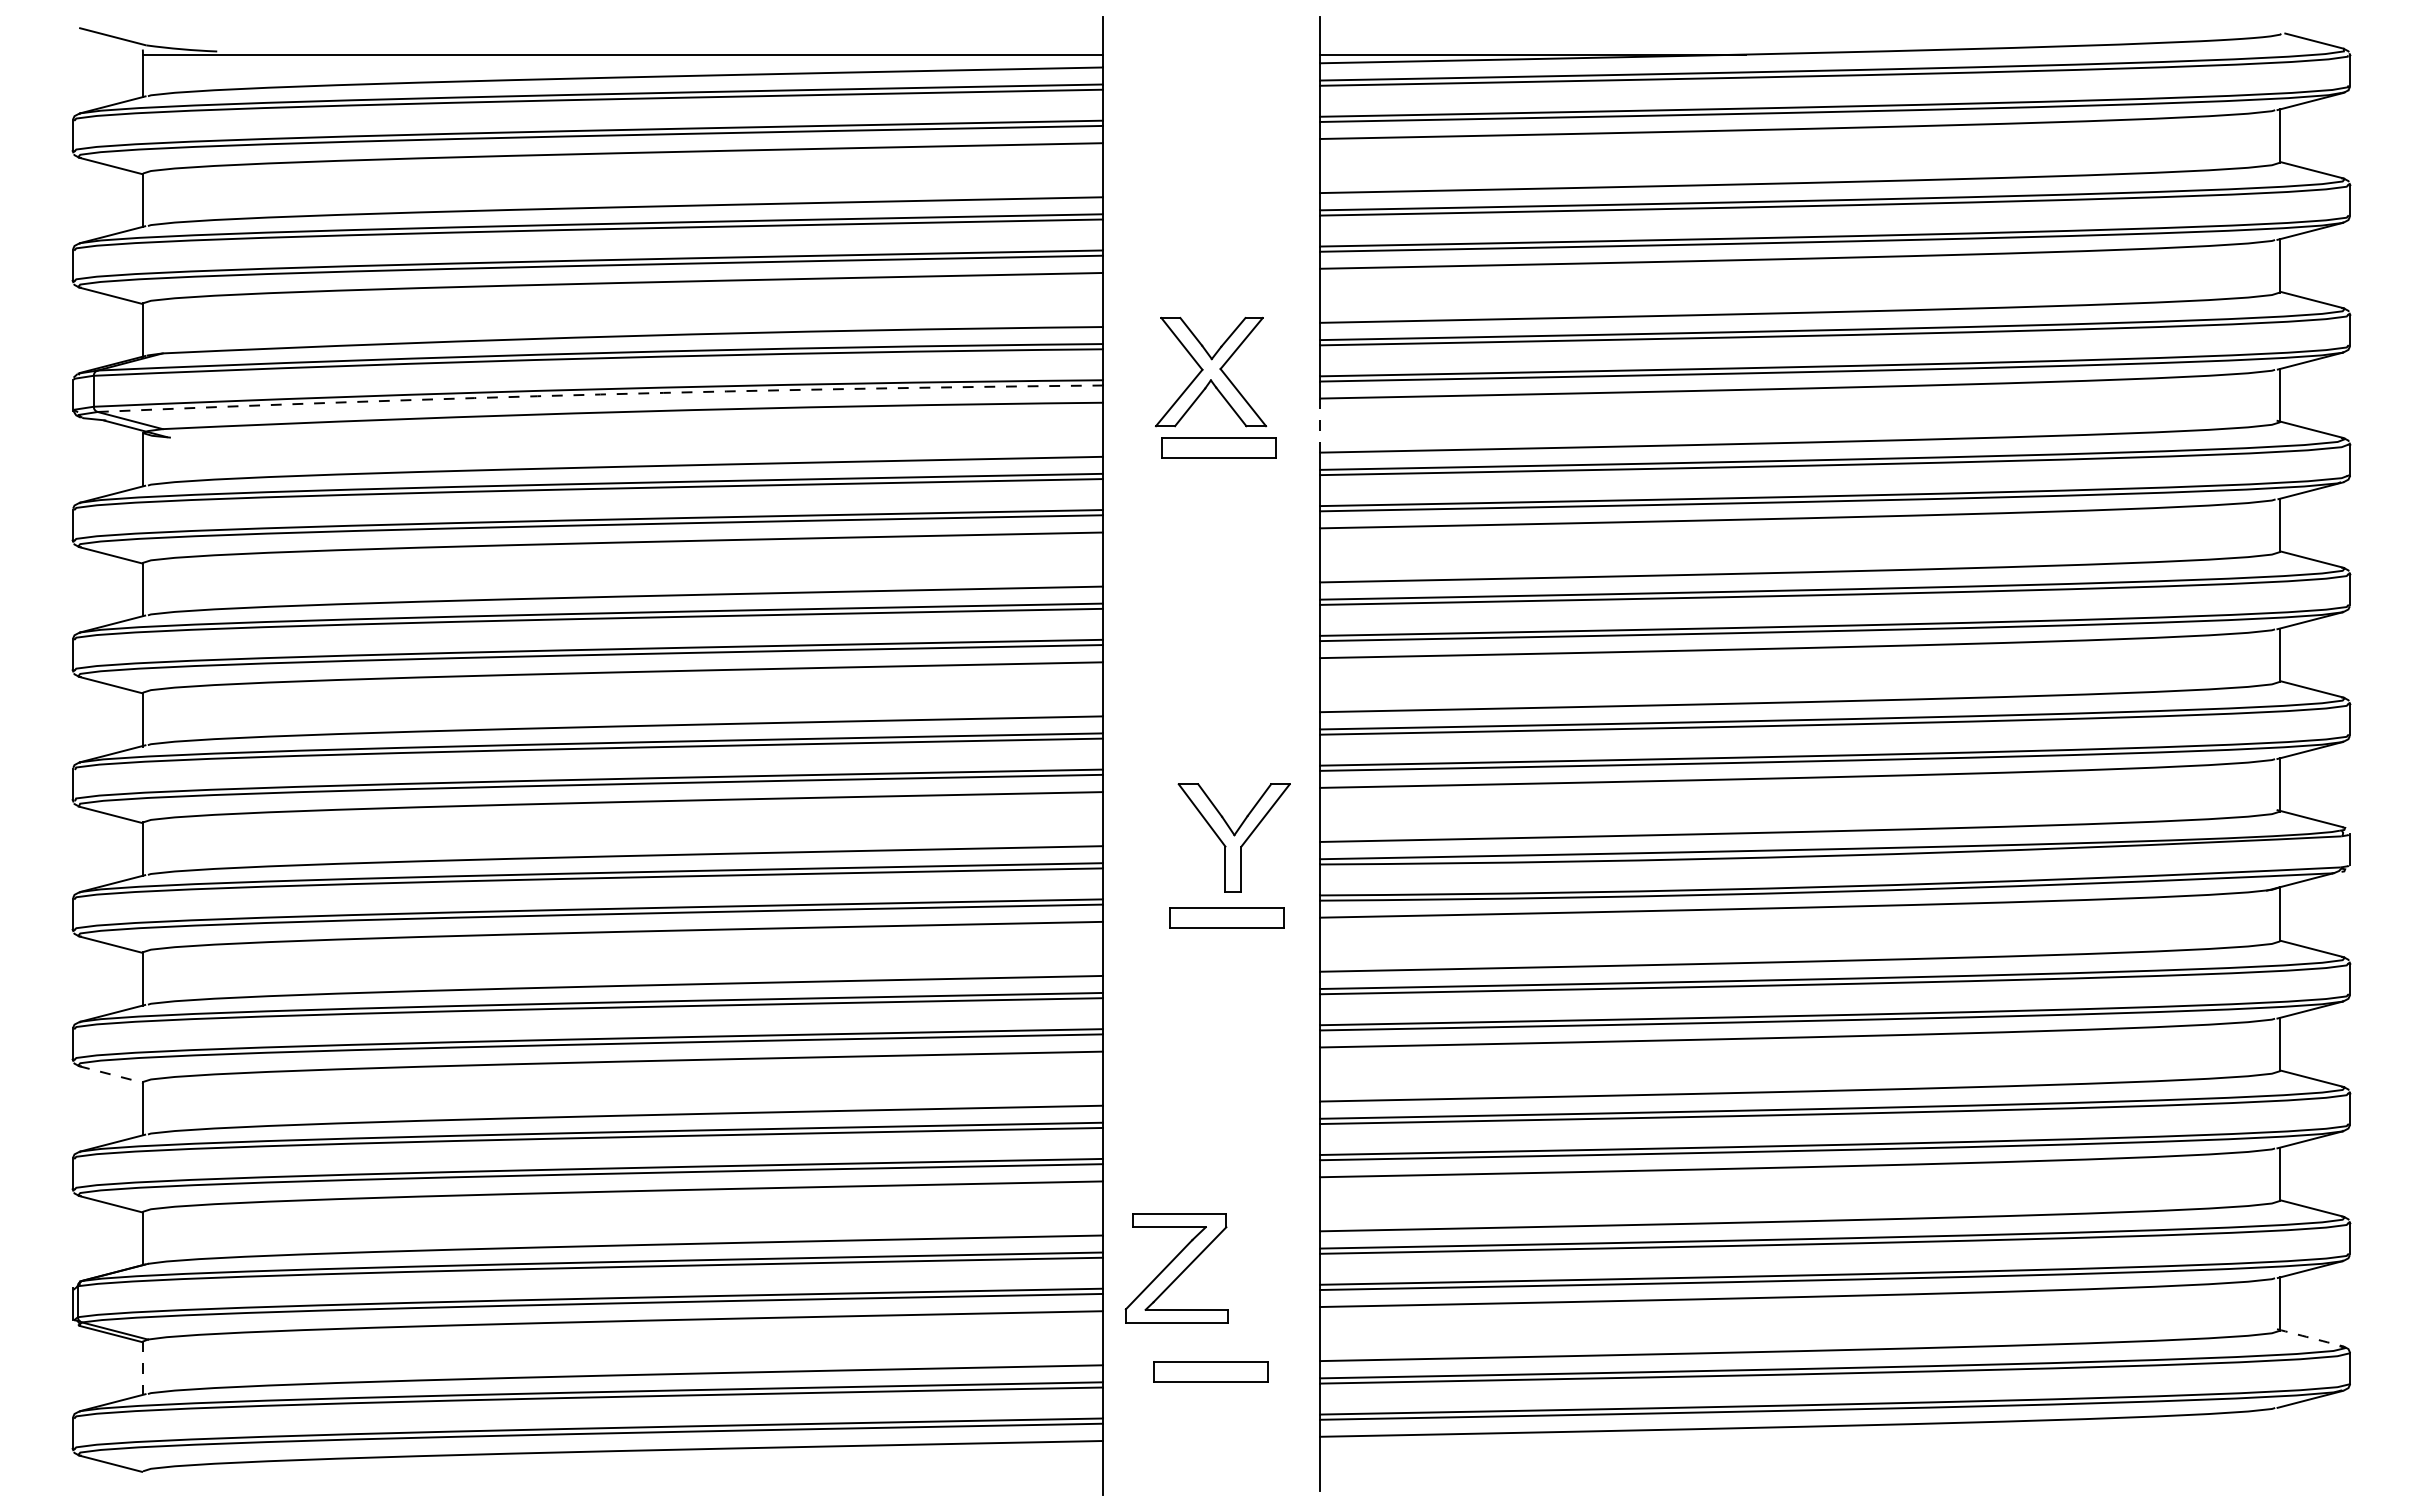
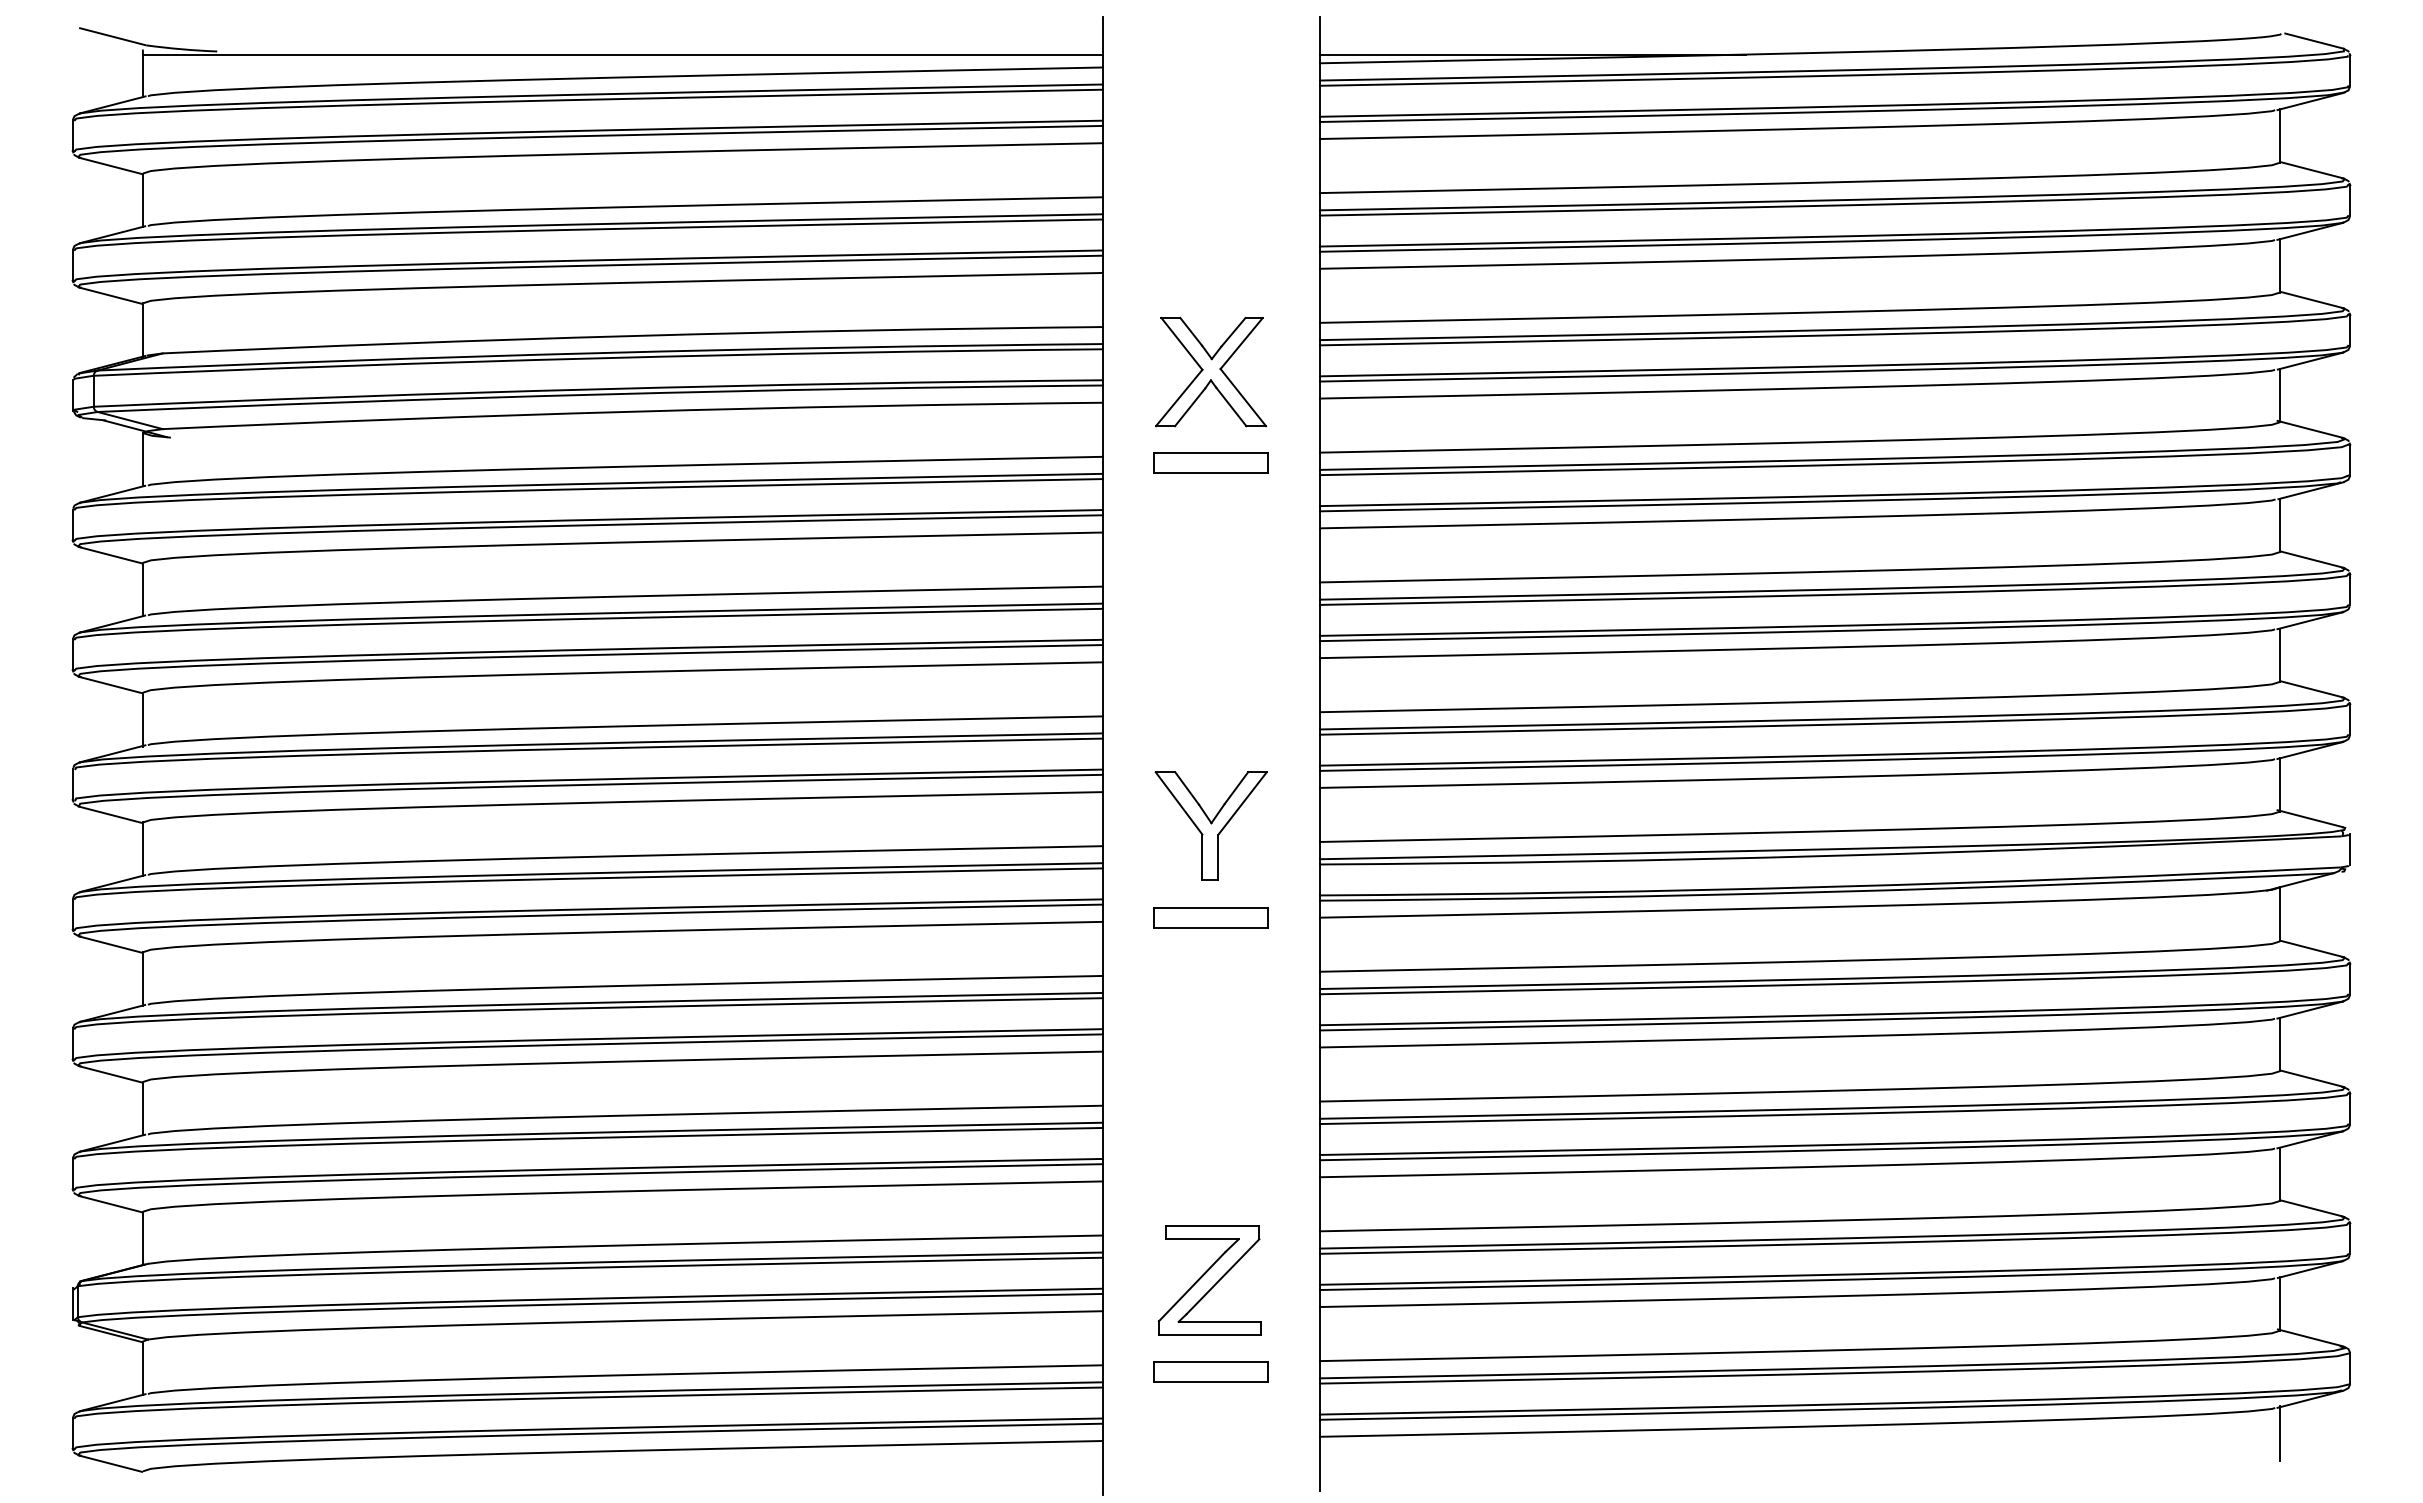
arc: dashed -> solid (600, 394)
line: dashed -> solid (1319, 426)
part position: (1218, 447) -> (1210, 462) (1210, 462)
part position: (1233, 837) -> (1210, 825) (1210, 825)
part position: (1226, 917) -> (1210, 917) (1210, 917)
line: dashed -> solid (111, 1074)
part position: (1176, 1268) -> (1209, 1280) (1209, 1280)
arc: dashed -> solid (2310, 1337)
line: dashed -> solid (142, 1368)
line: none -> present (2280, 1433)
